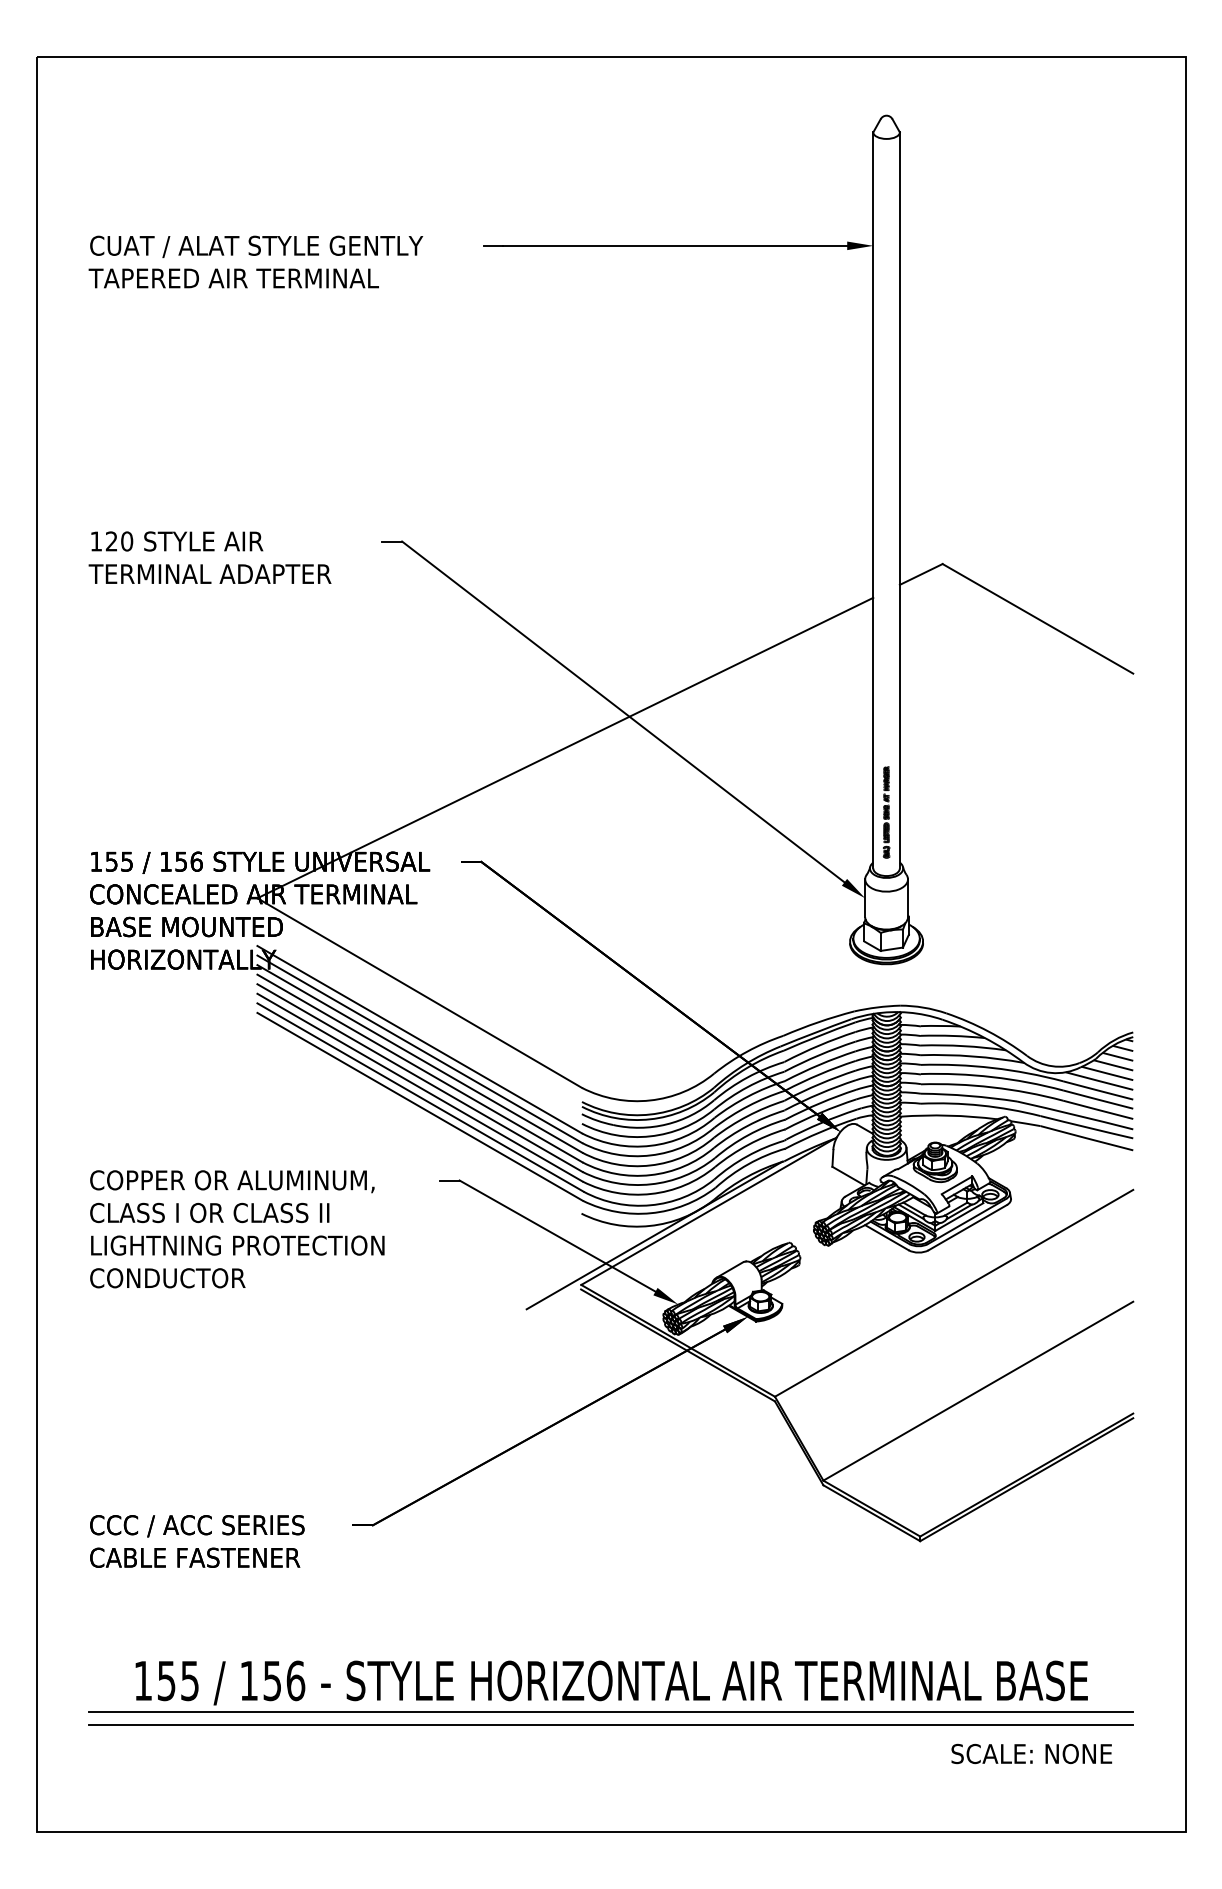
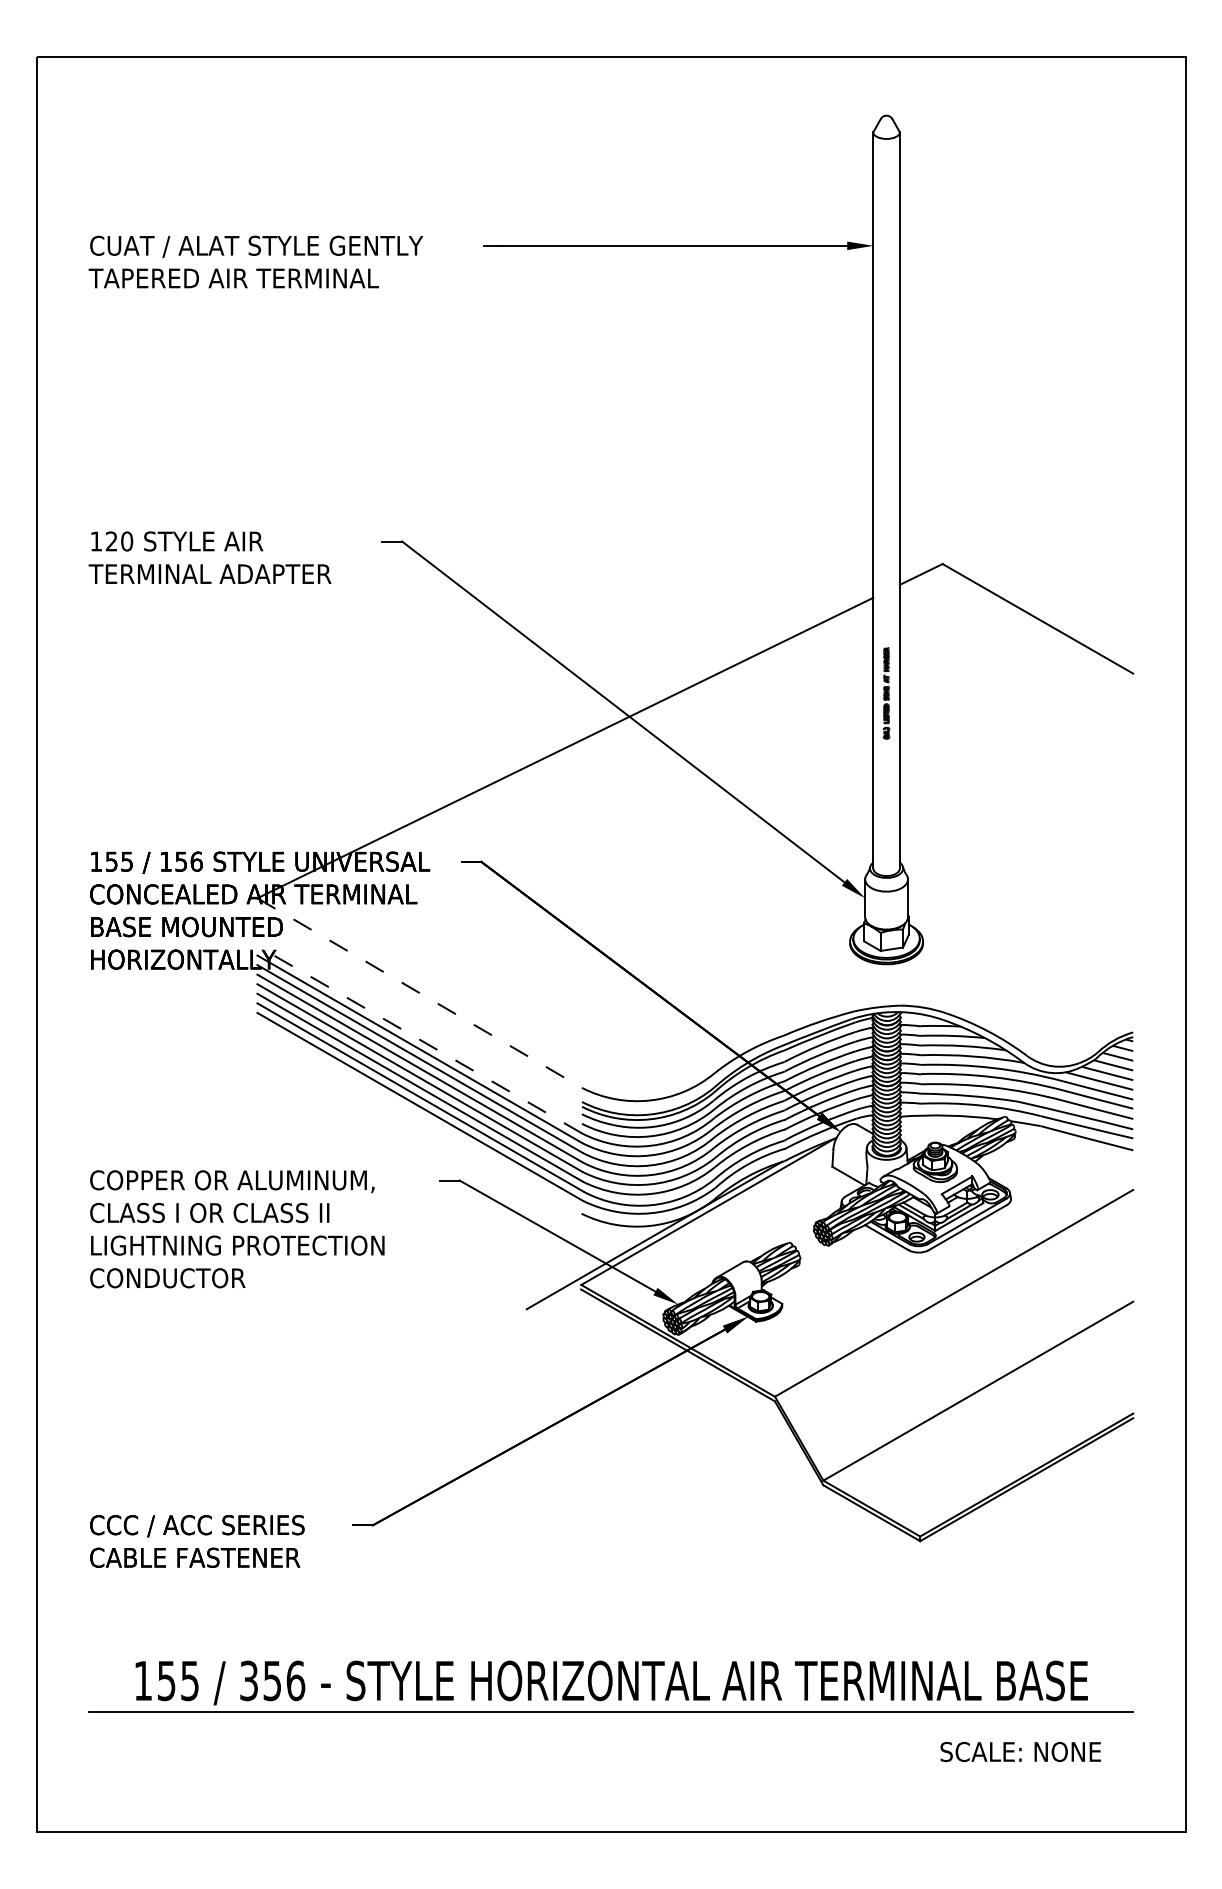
part position: (886, 812) -> (886, 693) (886, 693)
line: solid -> dashed (419, 993)
line: solid -> dashed (419, 1039)
text: 156 -> 356 (248, 1680)
line: present -> none (610, 1724)
text position: (1031, 1753) -> (1020, 1751) (1020, 1751)
